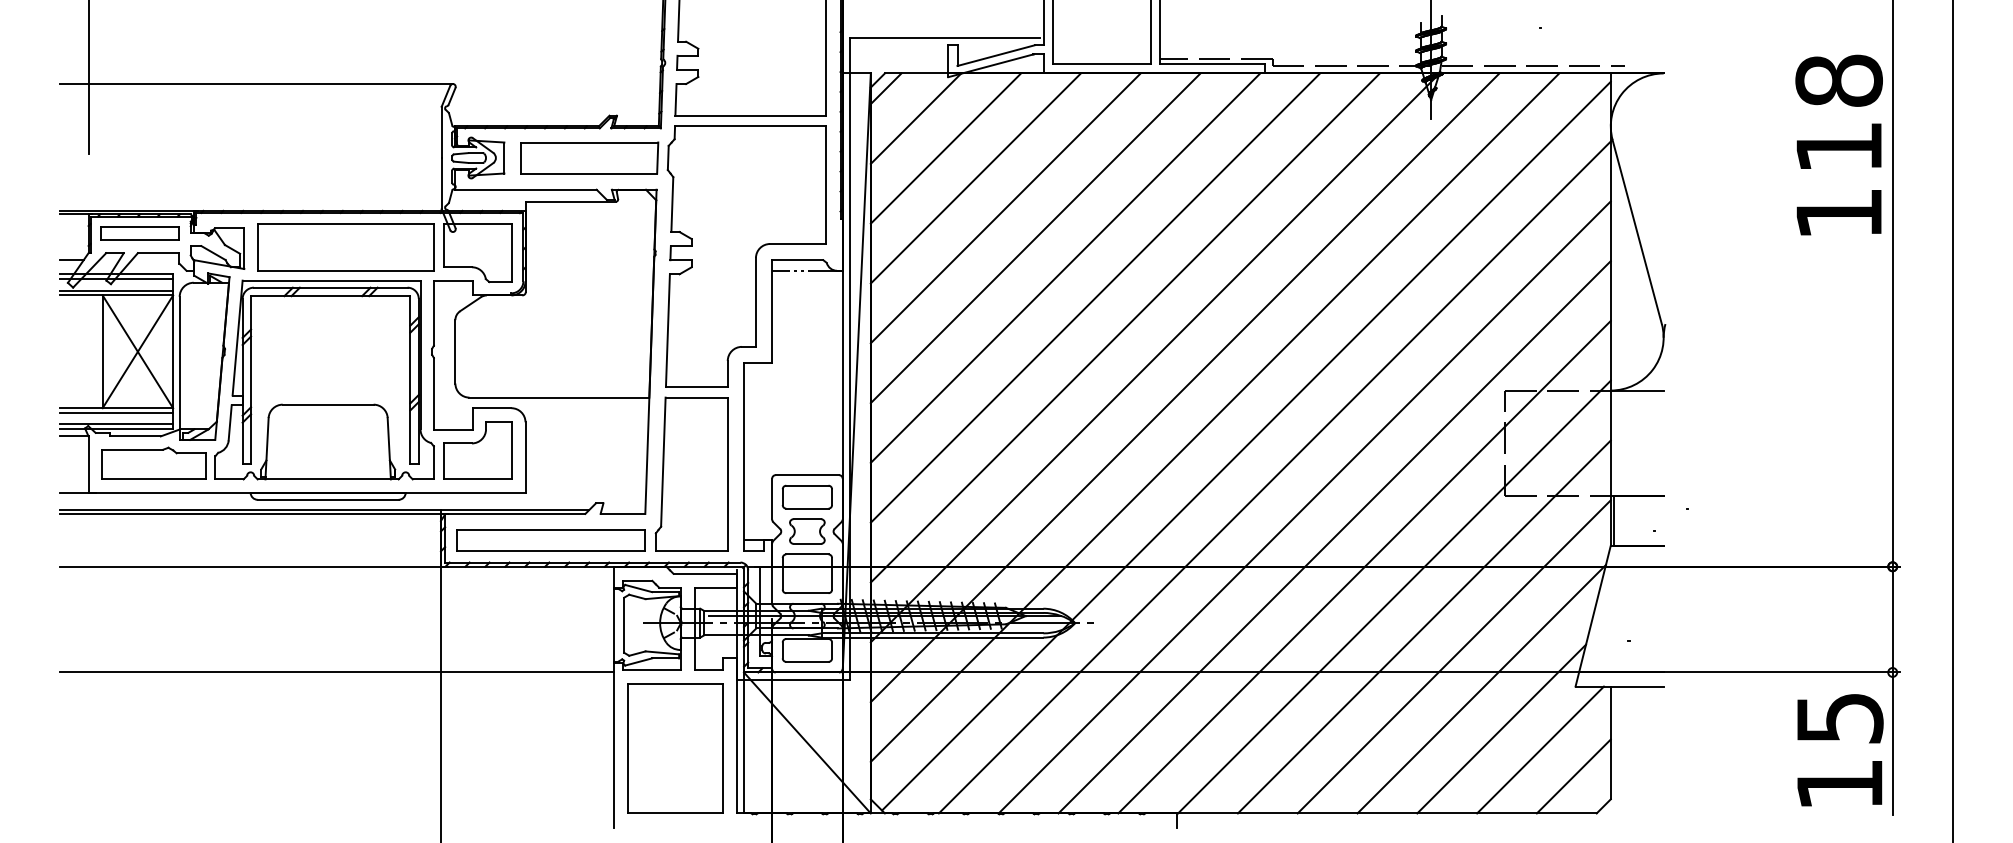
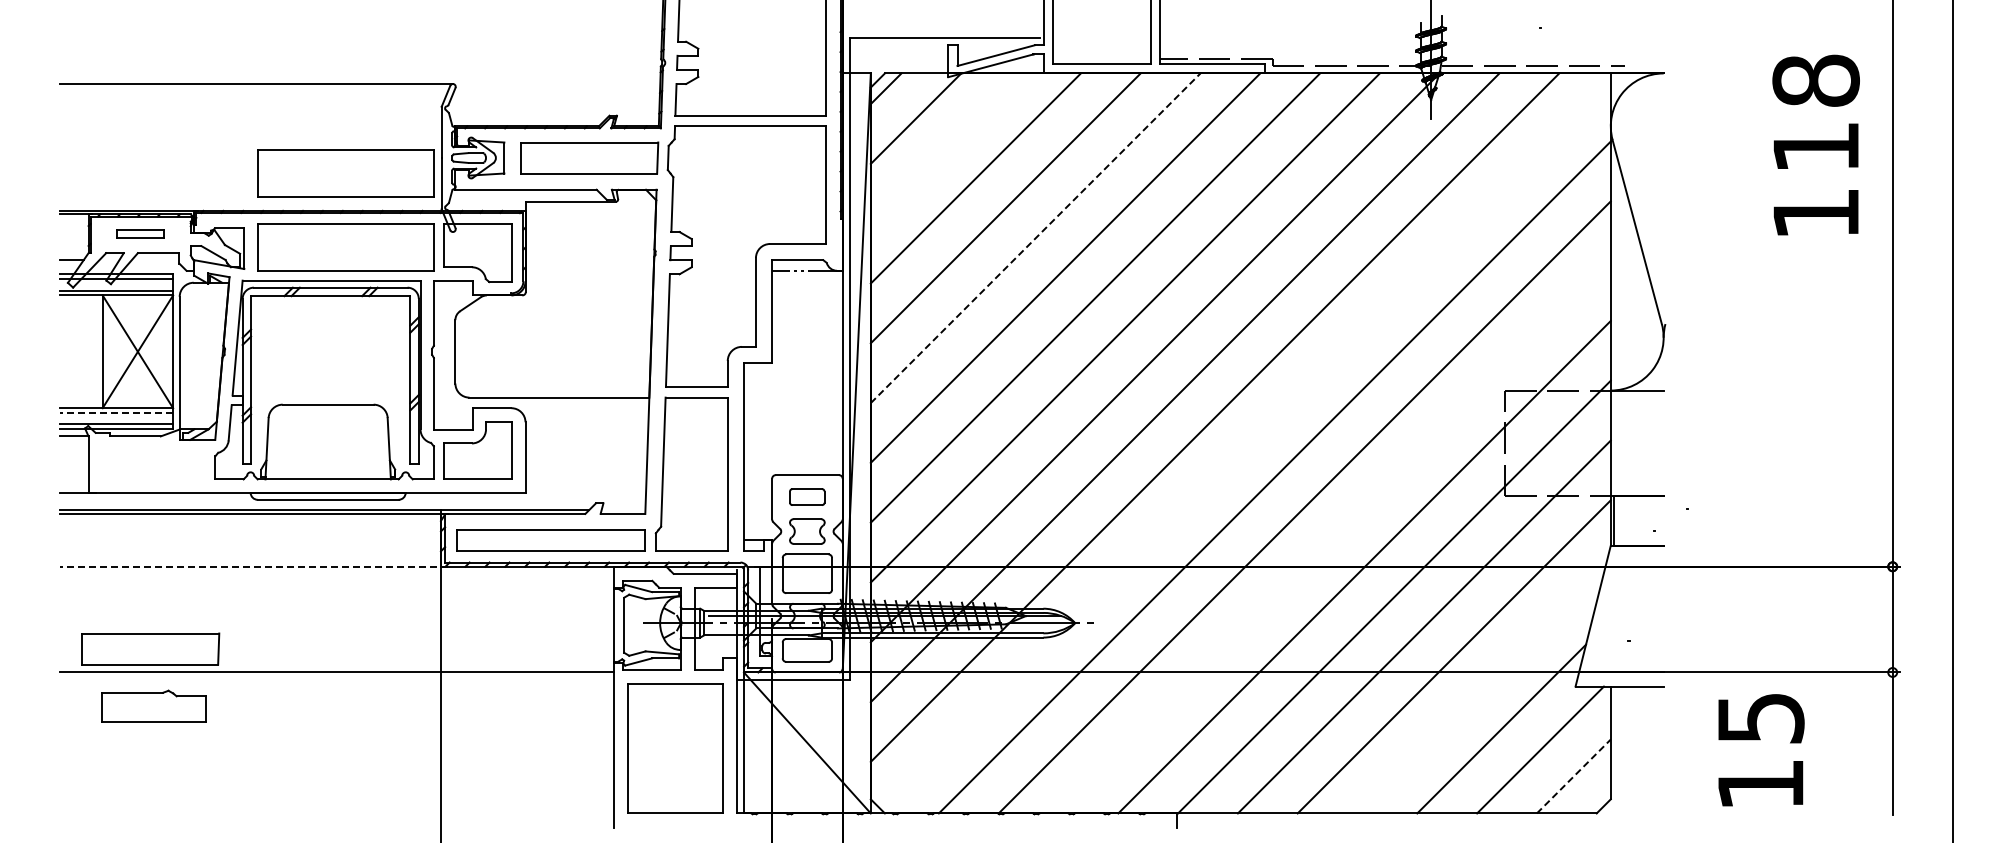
line: present -> none (88, 78)
text position: (1838, 144) -> (1815, 144) (1815, 144)
line: present -> none (945, 148)
part: none -> present (345, 173)
part size: 80x15 px -> 49x10 px (140, 233)
line: solid -> dashed (1036, 237)
line: solid -> dashed (116, 413)
line: present -> none (1246, 445)
part position: (153, 462) -> (153, 705) (153, 705)
part size: 52x26 px -> 37x18 px (807, 496)
line: present -> none (1334, 537)
line: solid -> dashed (254, 566)
part: none -> present (150, 648)
line: present -> none (1481, 689)
text position: (1840, 750) -> (1761, 750) (1761, 750)
line: solid -> dashed (1574, 776)
